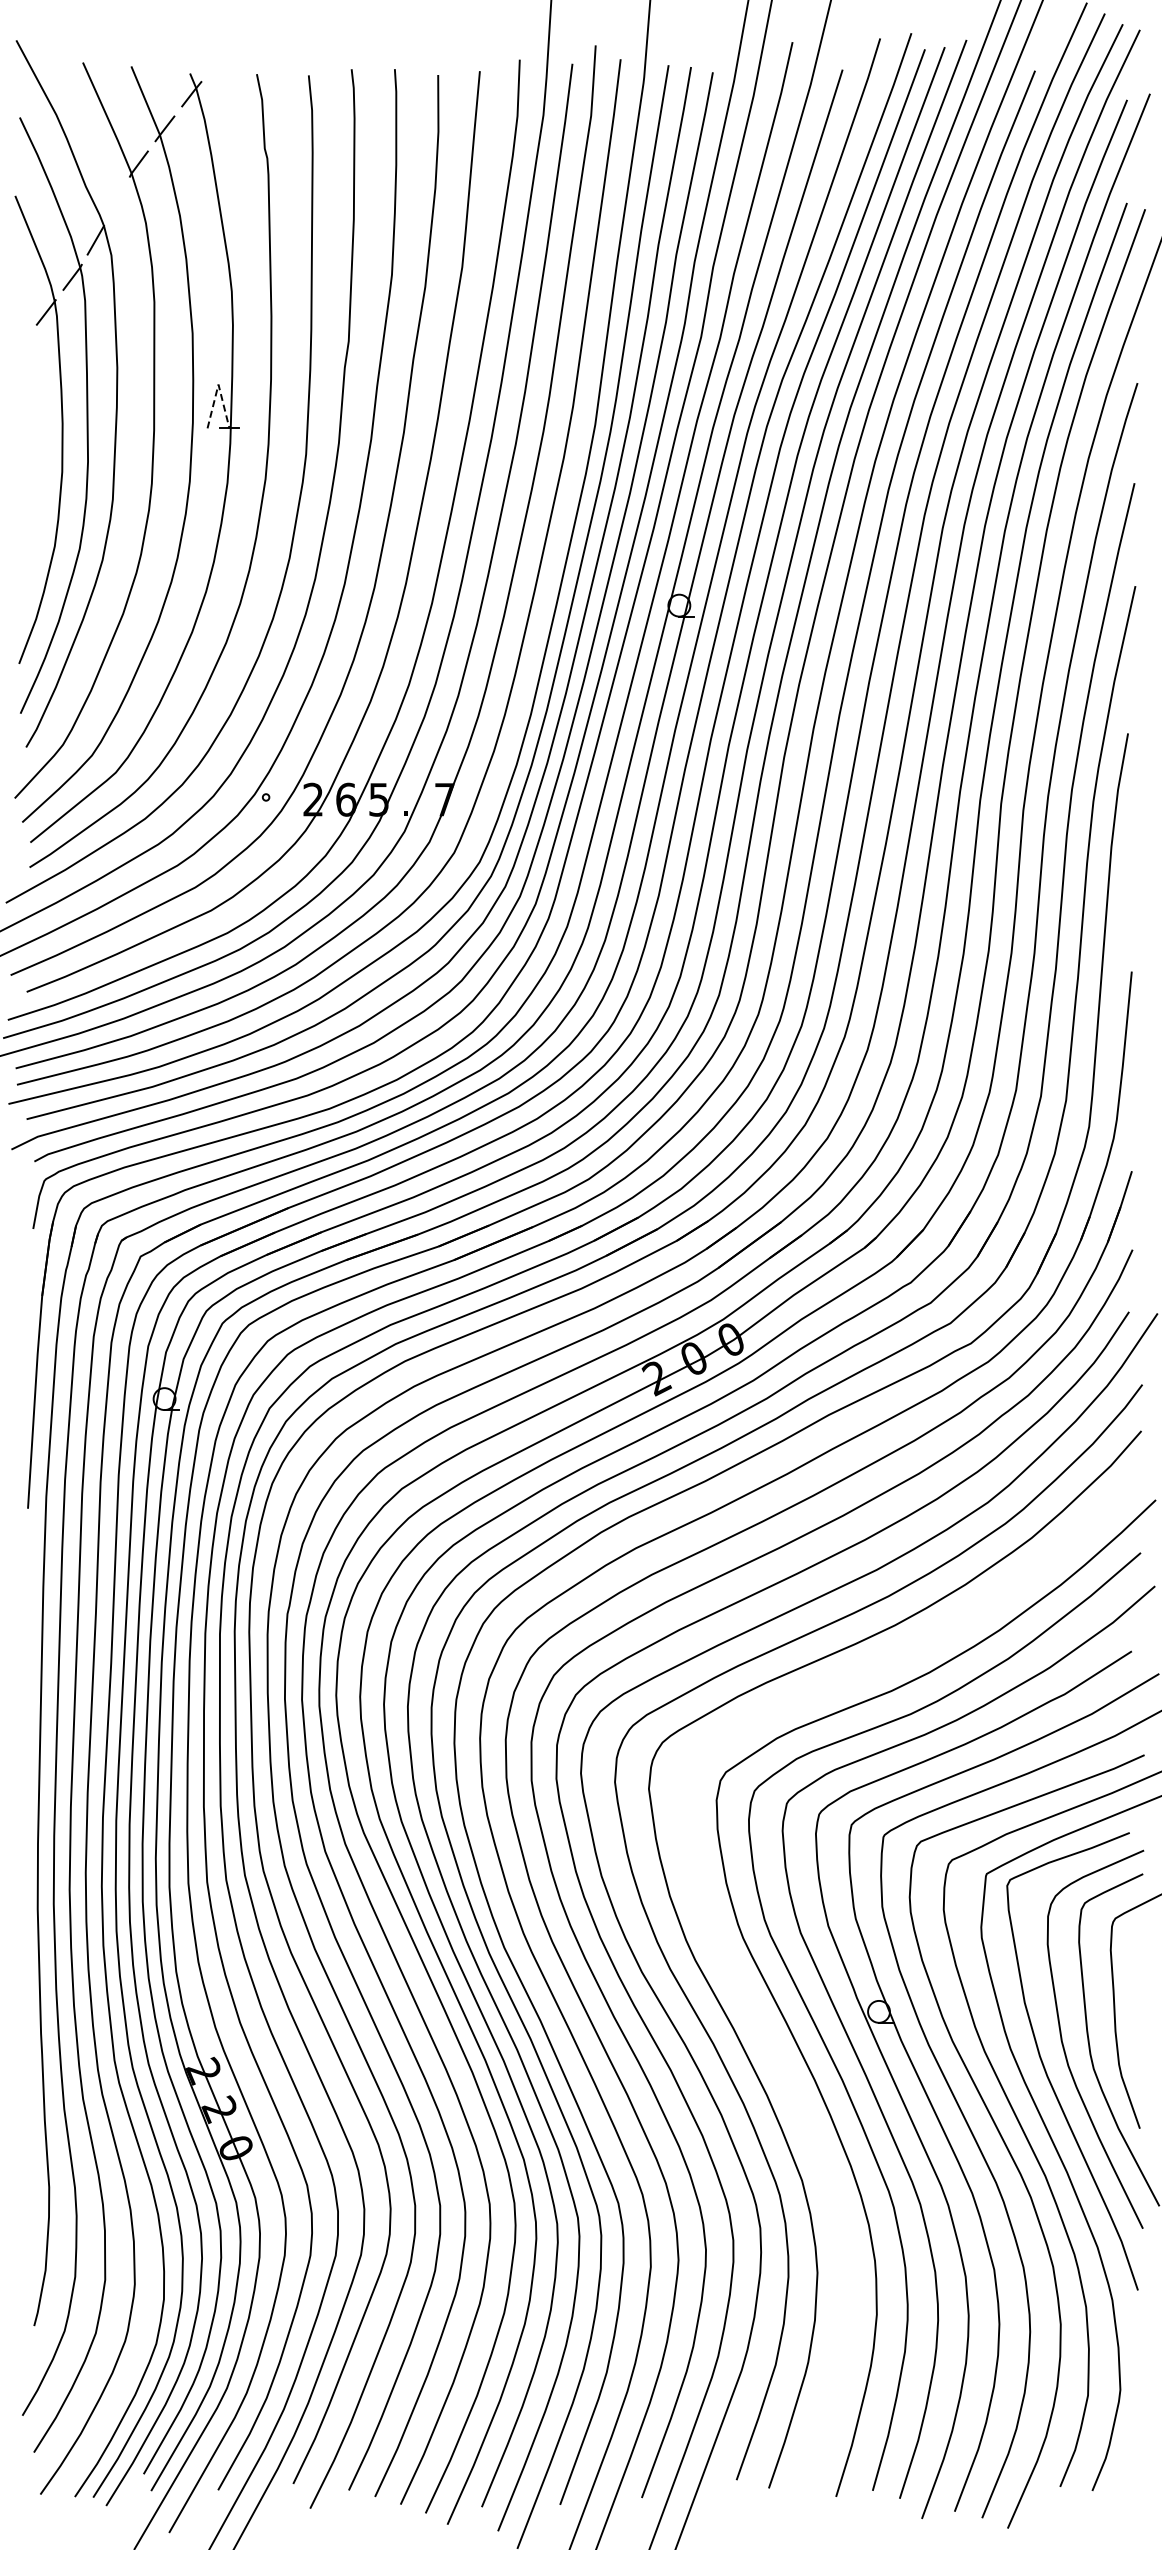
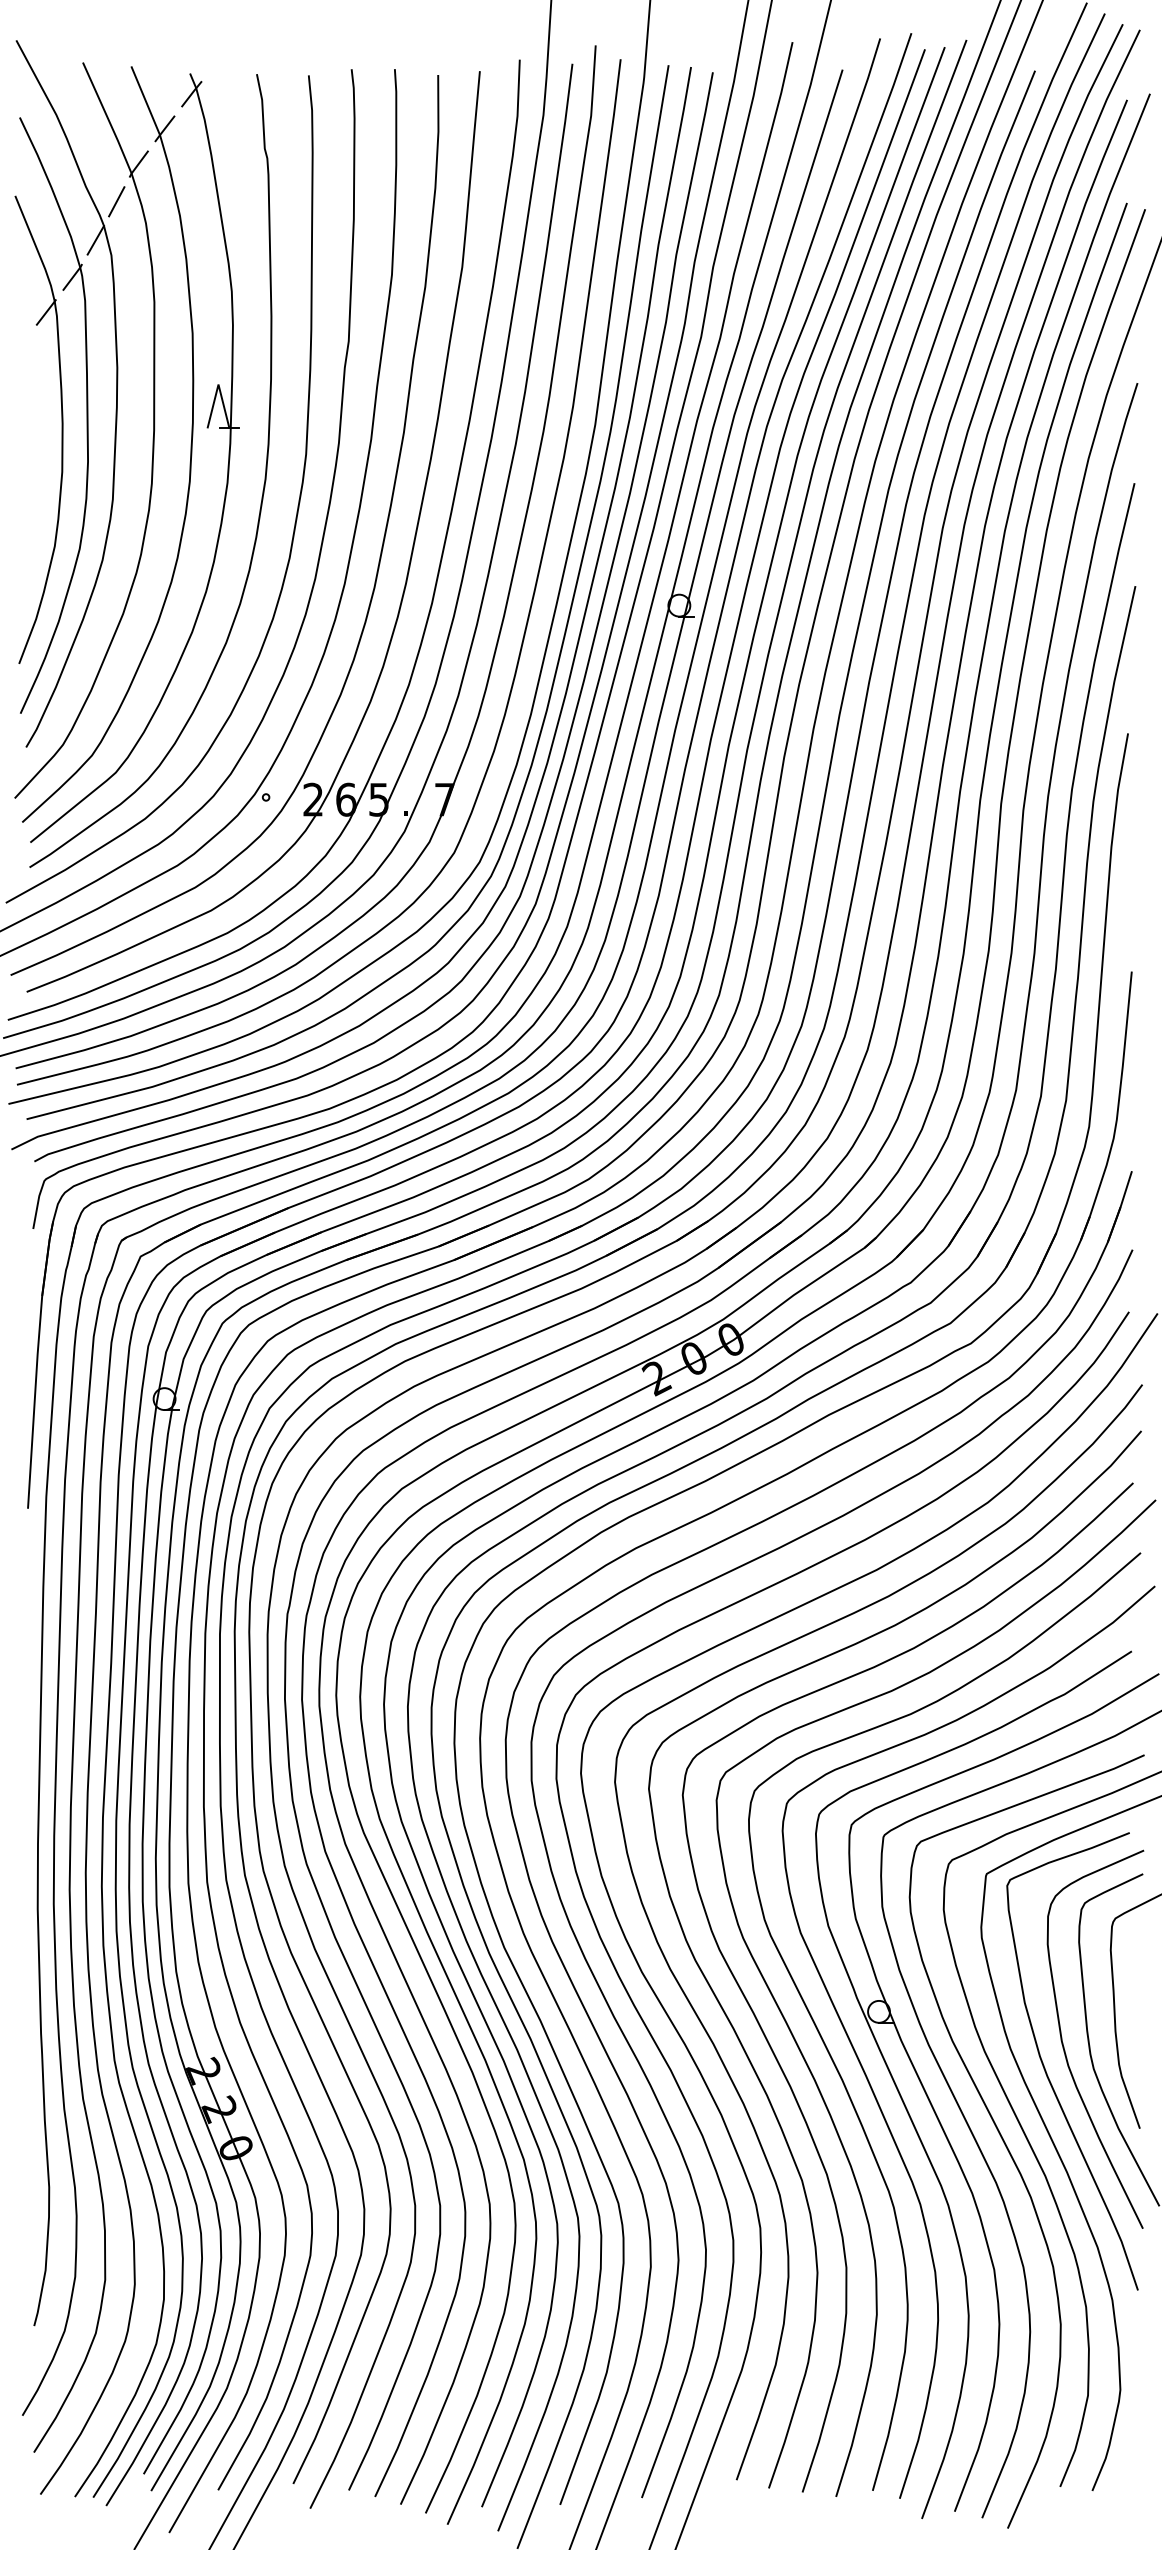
line: none -> present (116, 201)
line: dashed -> solid (218, 384)
curve: none -> present (775, 2054)
